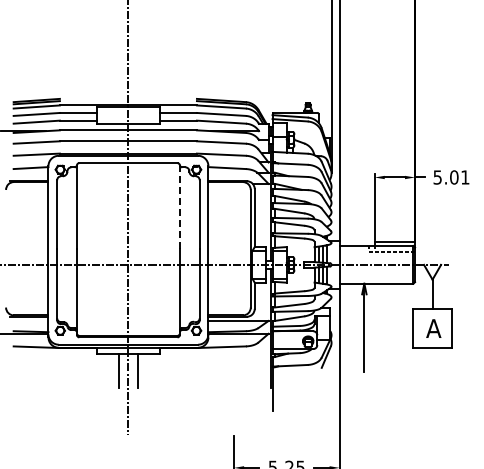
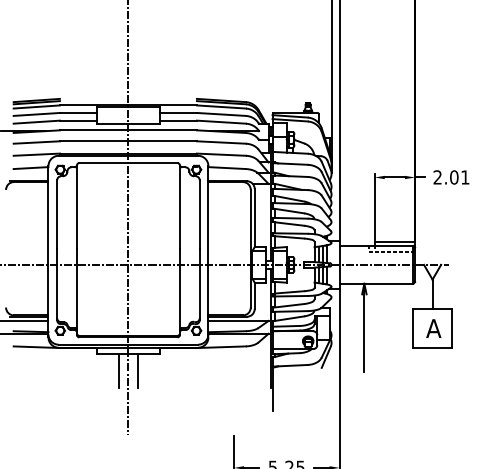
text: 5.01 -> 2.01 (437, 177)
line: dashed -> solid (179, 207)
line: none -> present (25, 320)
